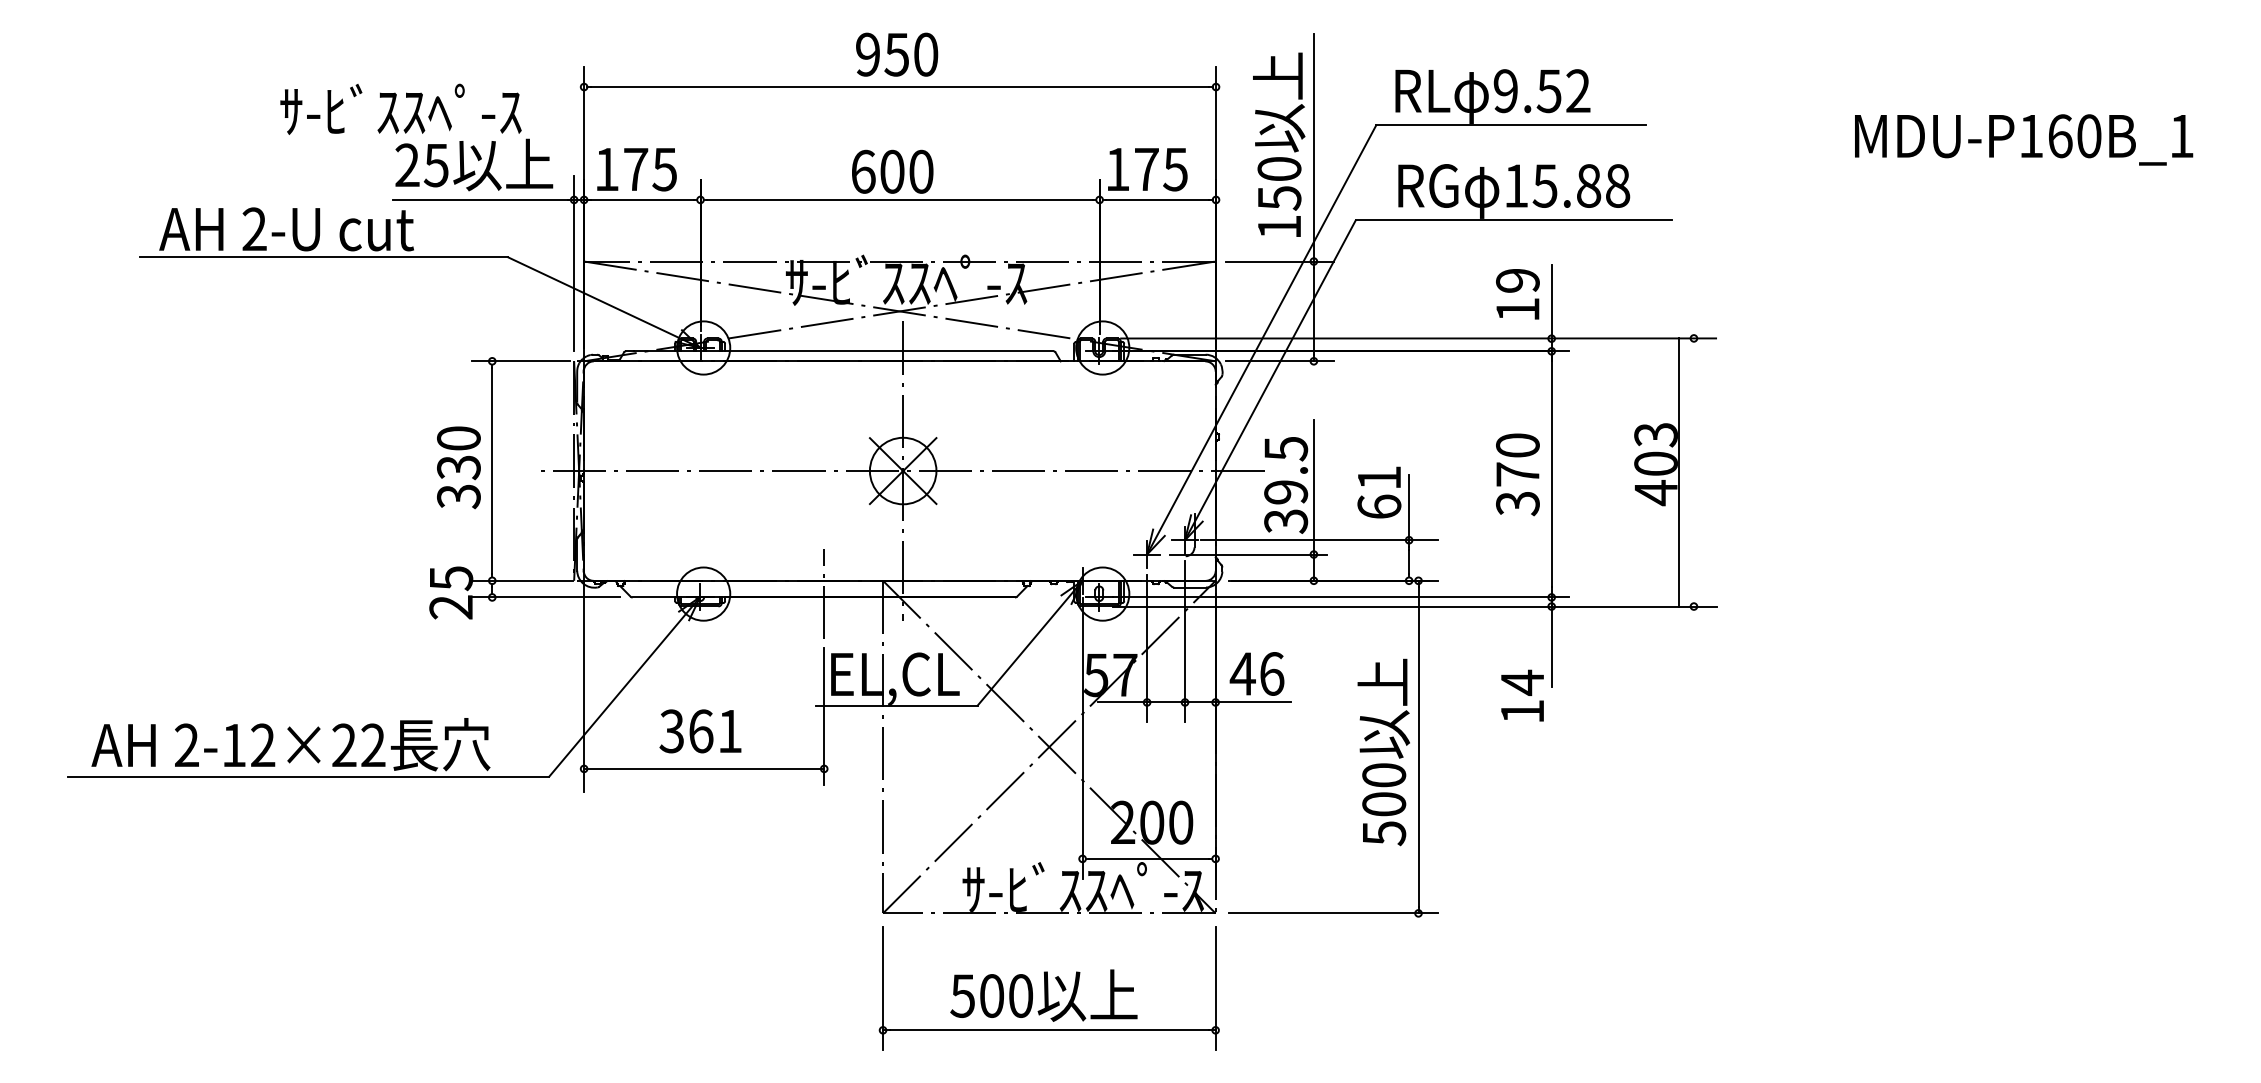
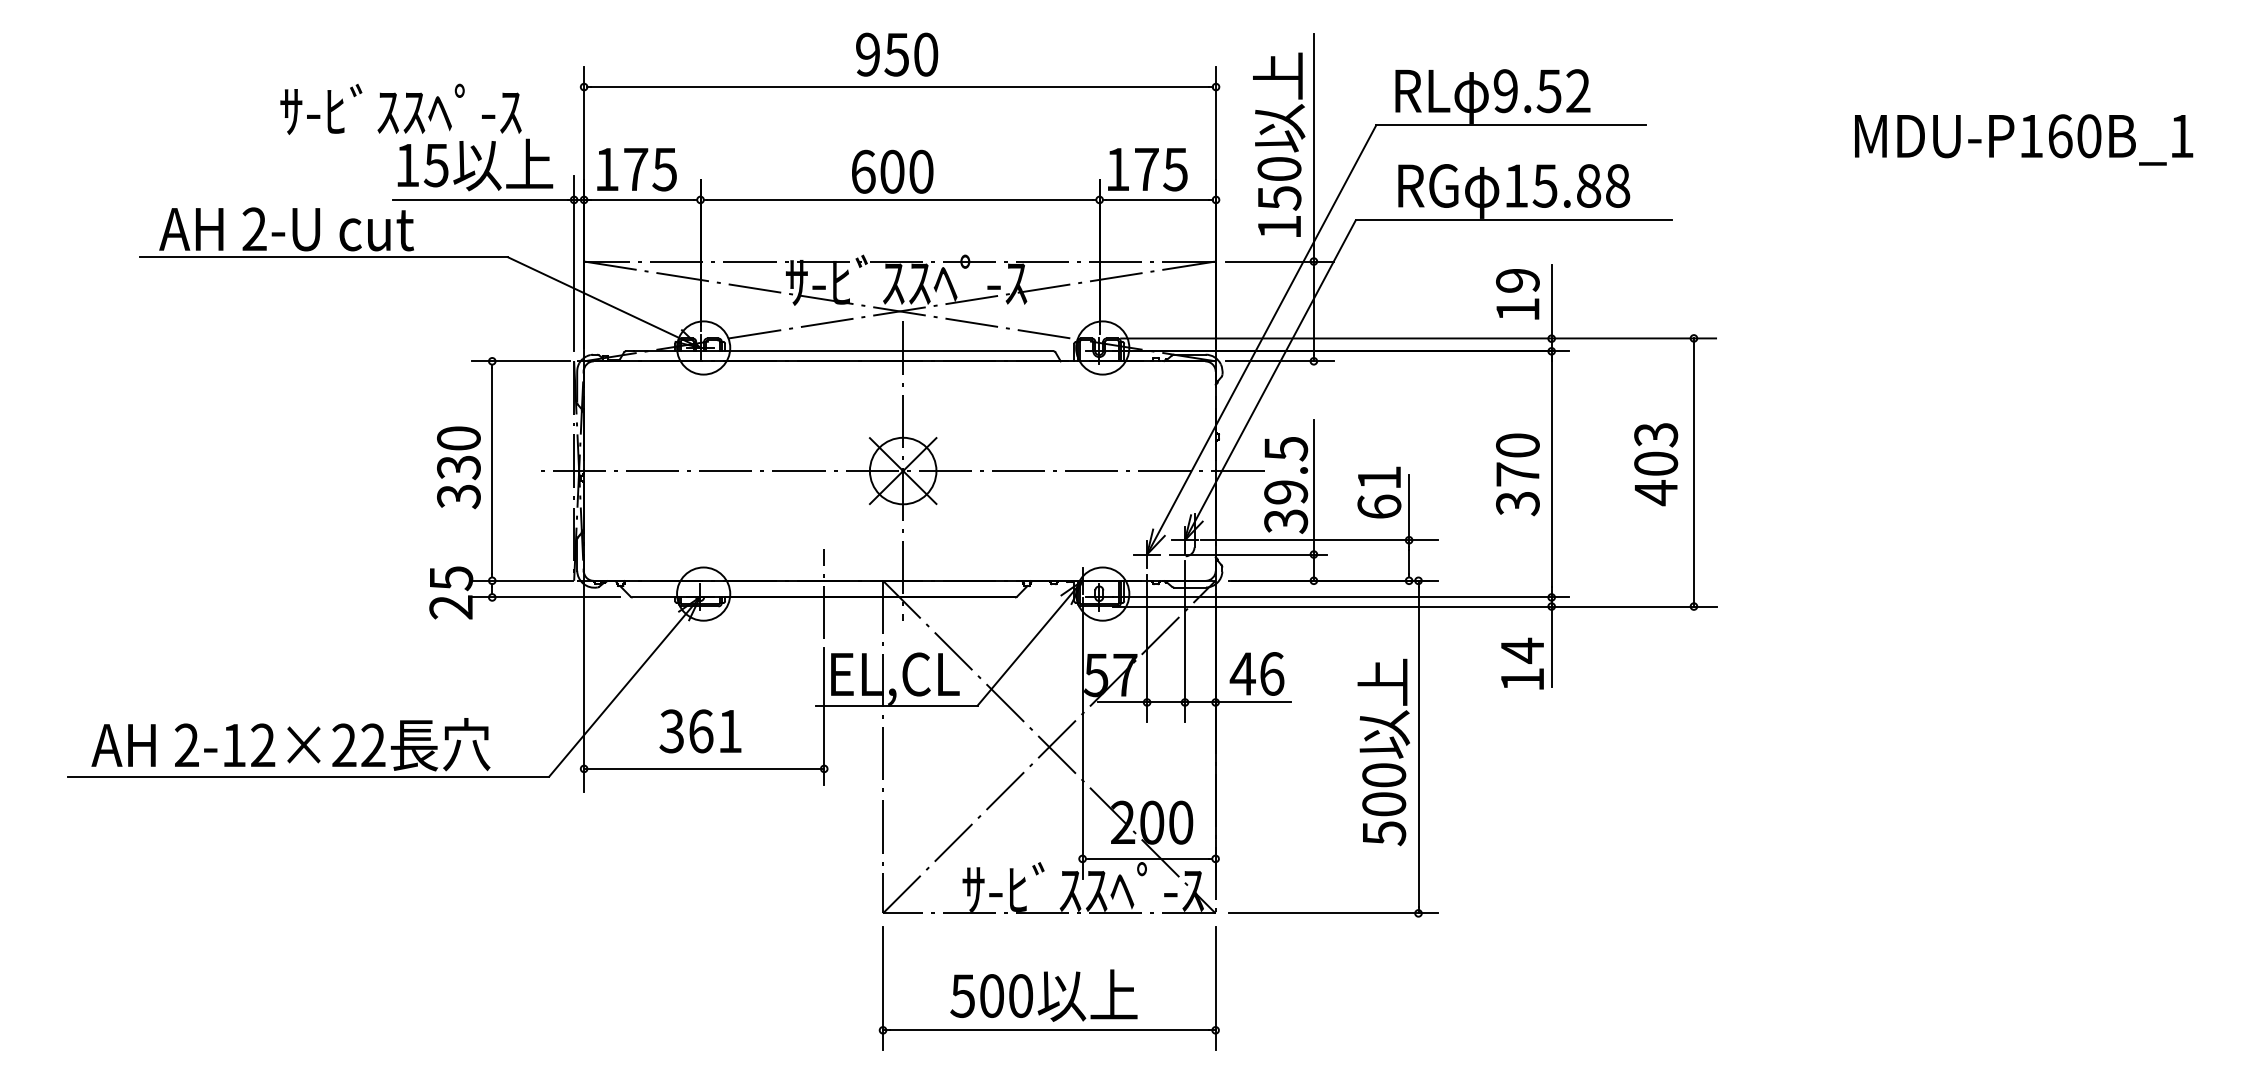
text: 25 -> 15 (407, 164)
line position: (1678, 472) -> (1693, 472) (1693, 472)
text position: (1522, 695) -> (1522, 663) (1522, 663)
